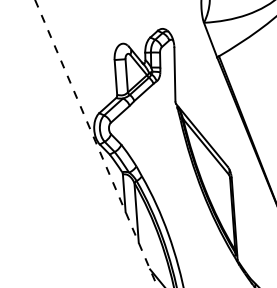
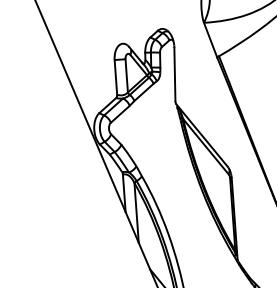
line: dashed -> solid (96, 144)
